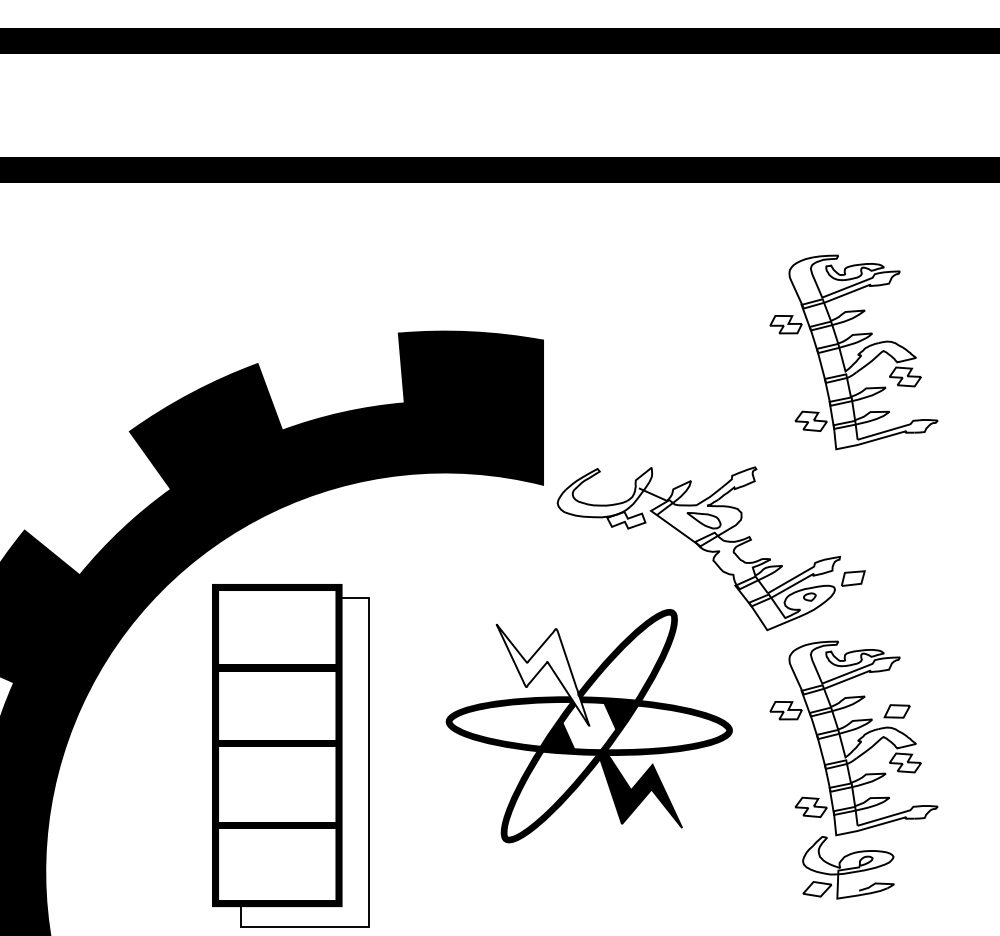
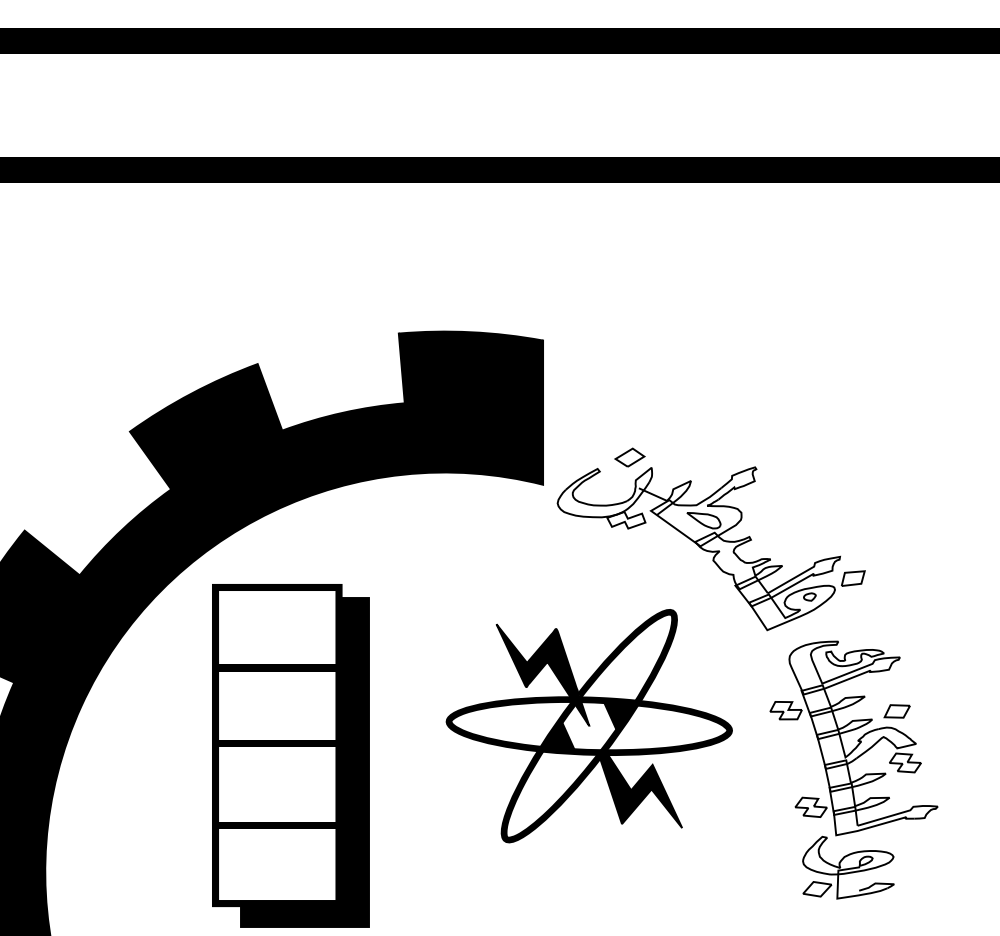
part: present -> none (853, 352)
part: none -> present (629, 457)
fill: none -> present (542, 675)
fill: none -> present (304, 761)
